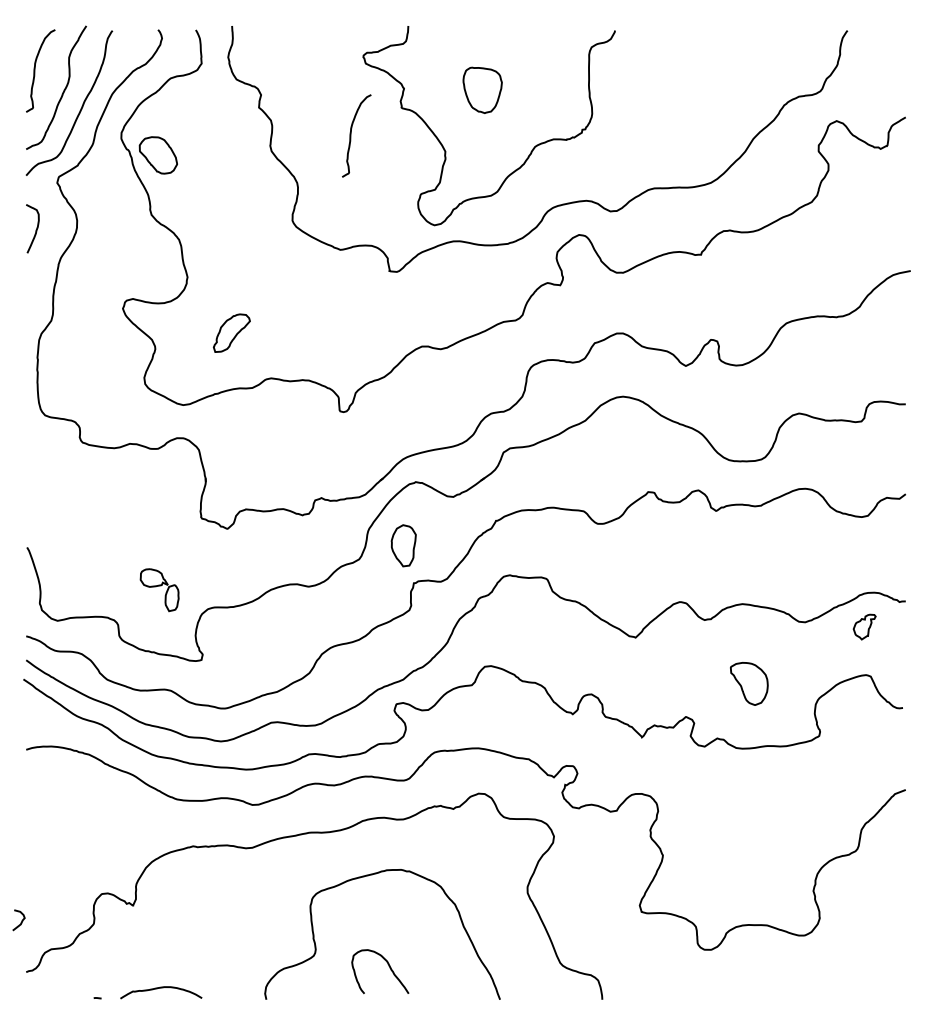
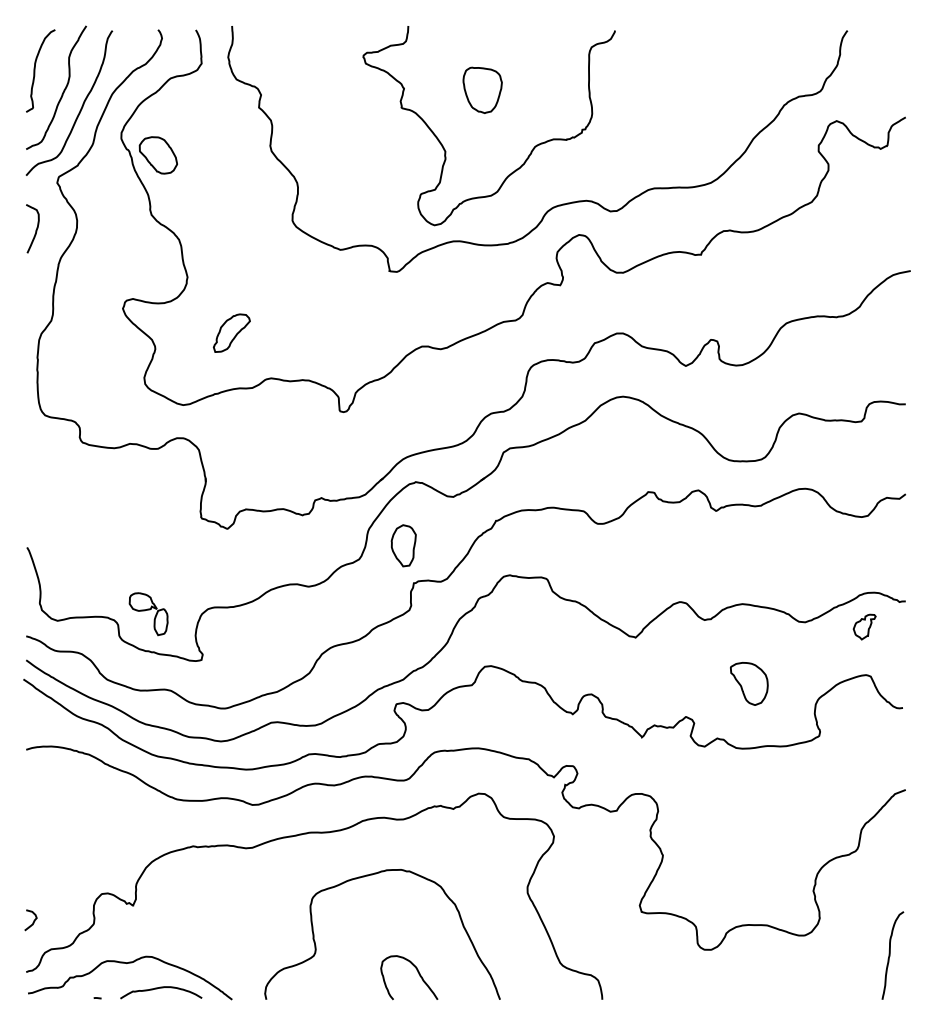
curve: present -> none (351, 135)
part position: (159, 590) -> (148, 614) (148, 614)
curve position: (20, 922) -> (32, 922) (32, 922)
curve: none -> present (890, 955)
curve: none -> present (130, 963)
curve position: (388, 966) -> (417, 972) (417, 972)
